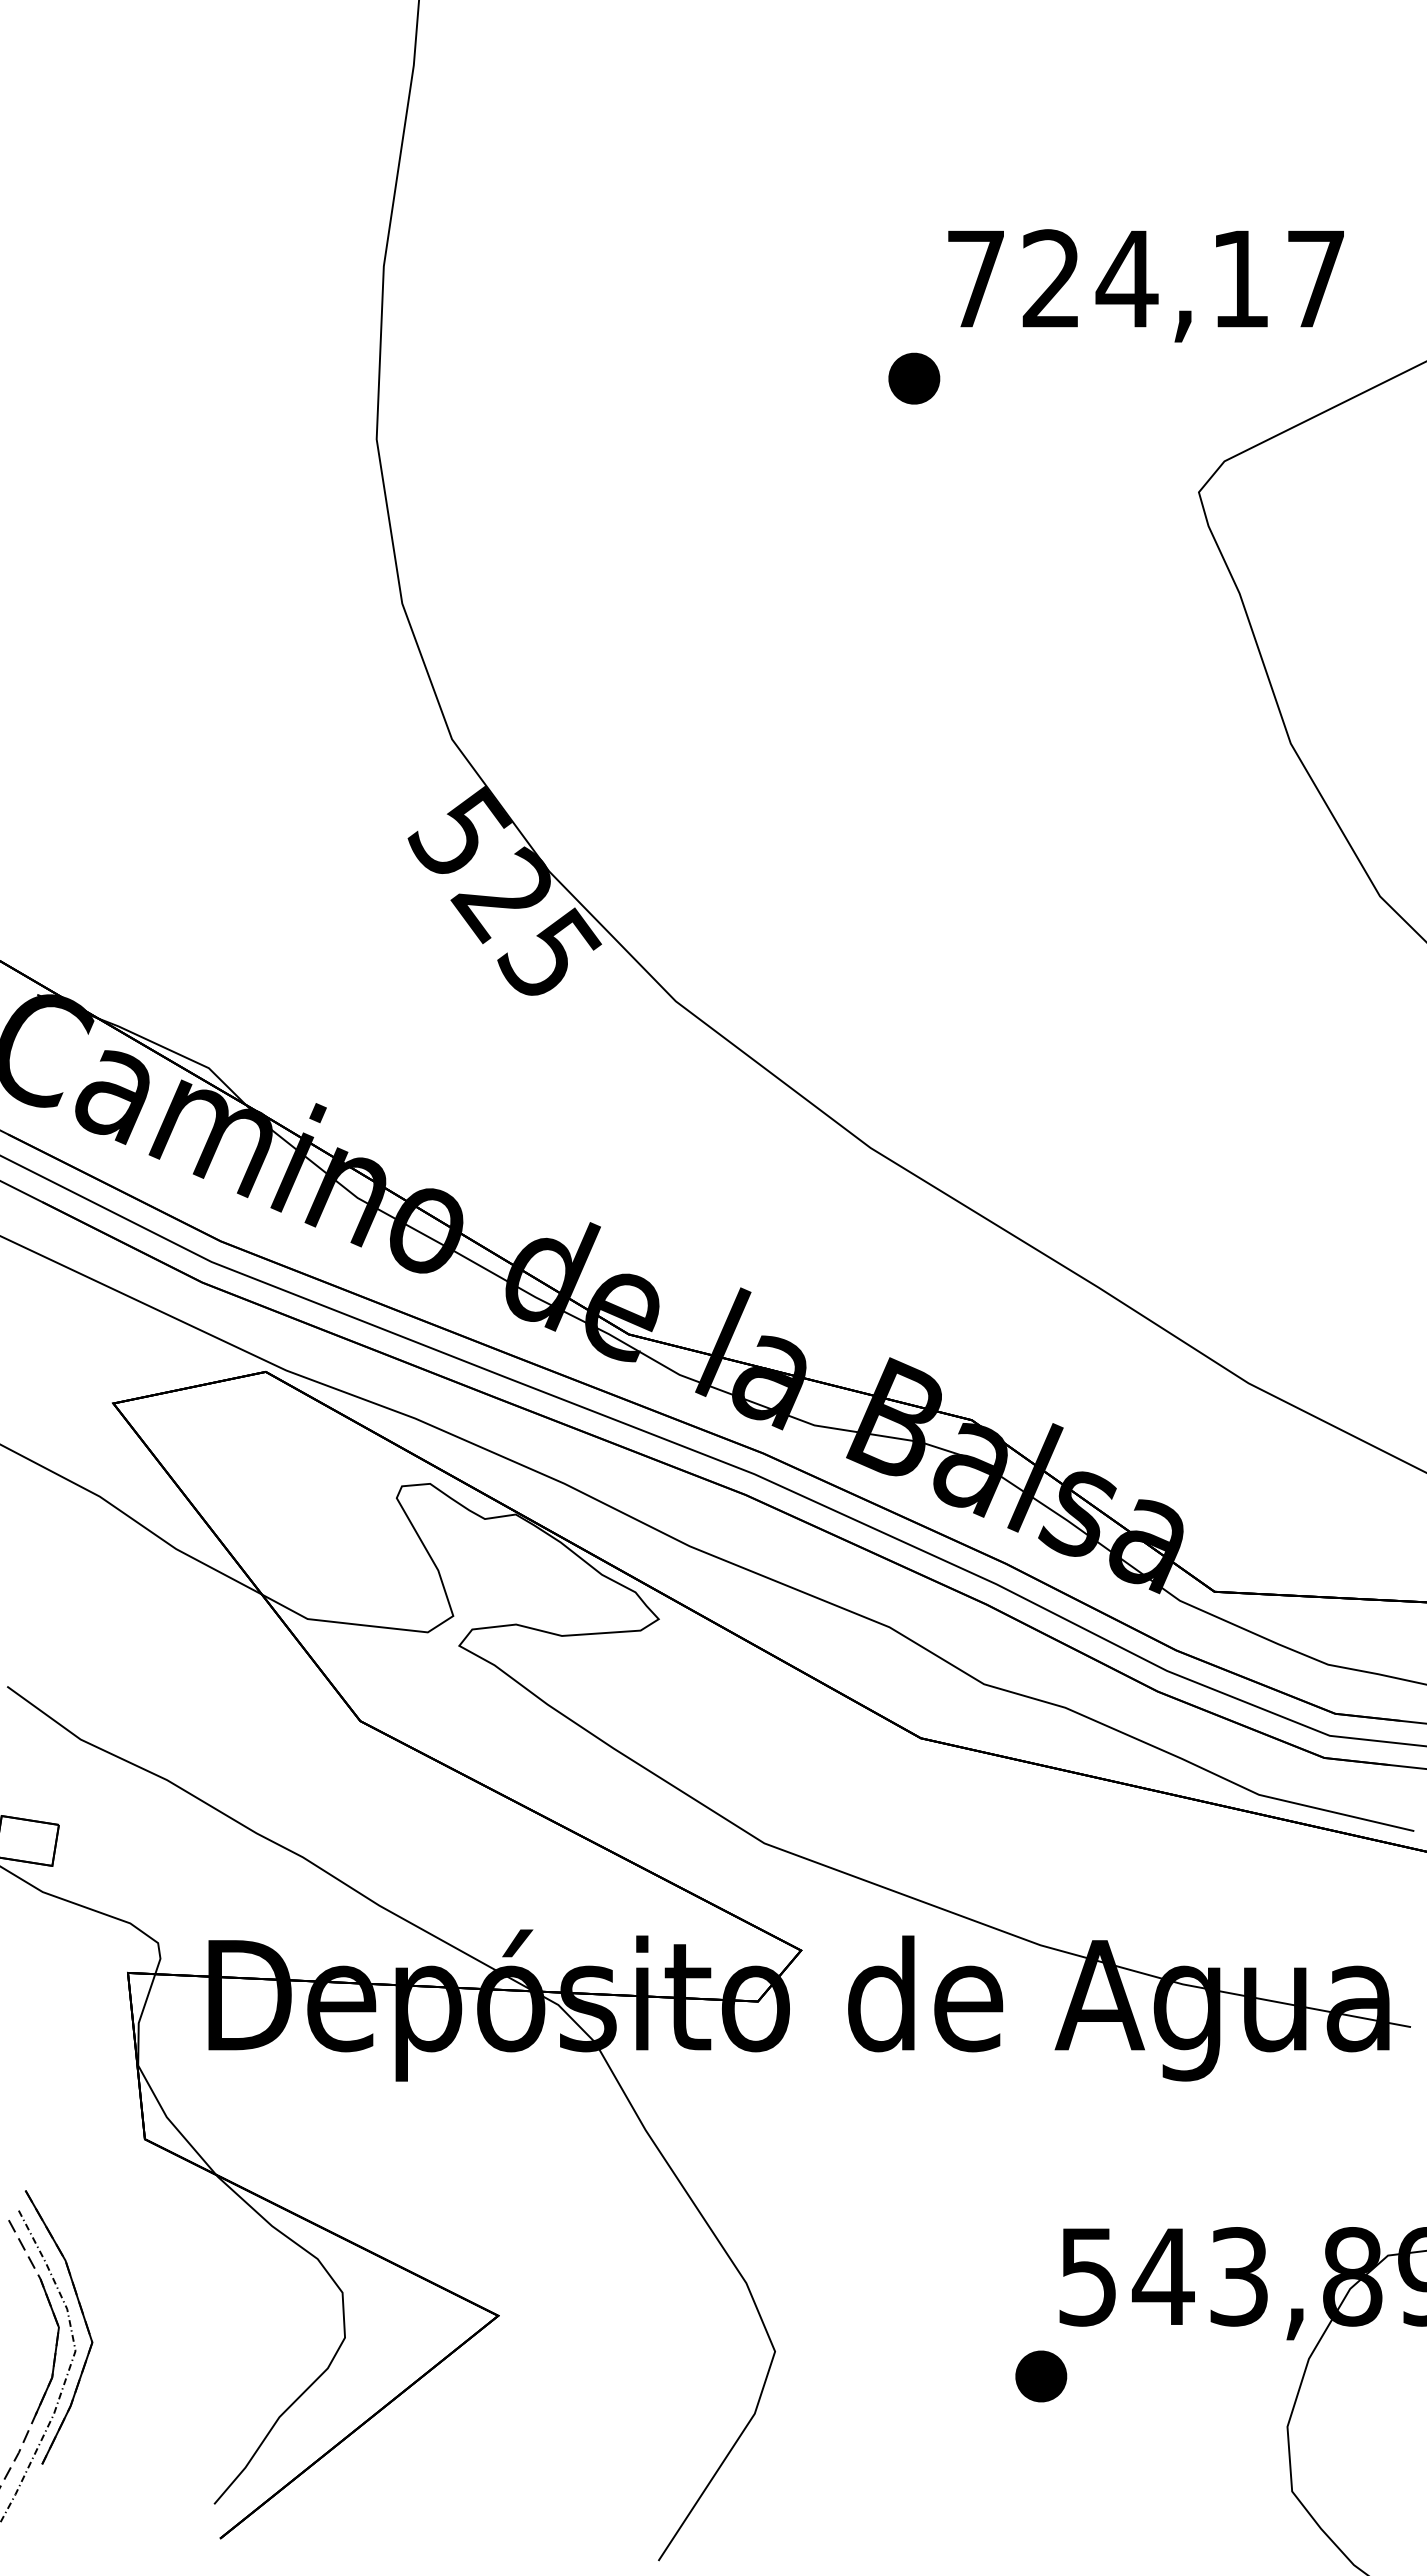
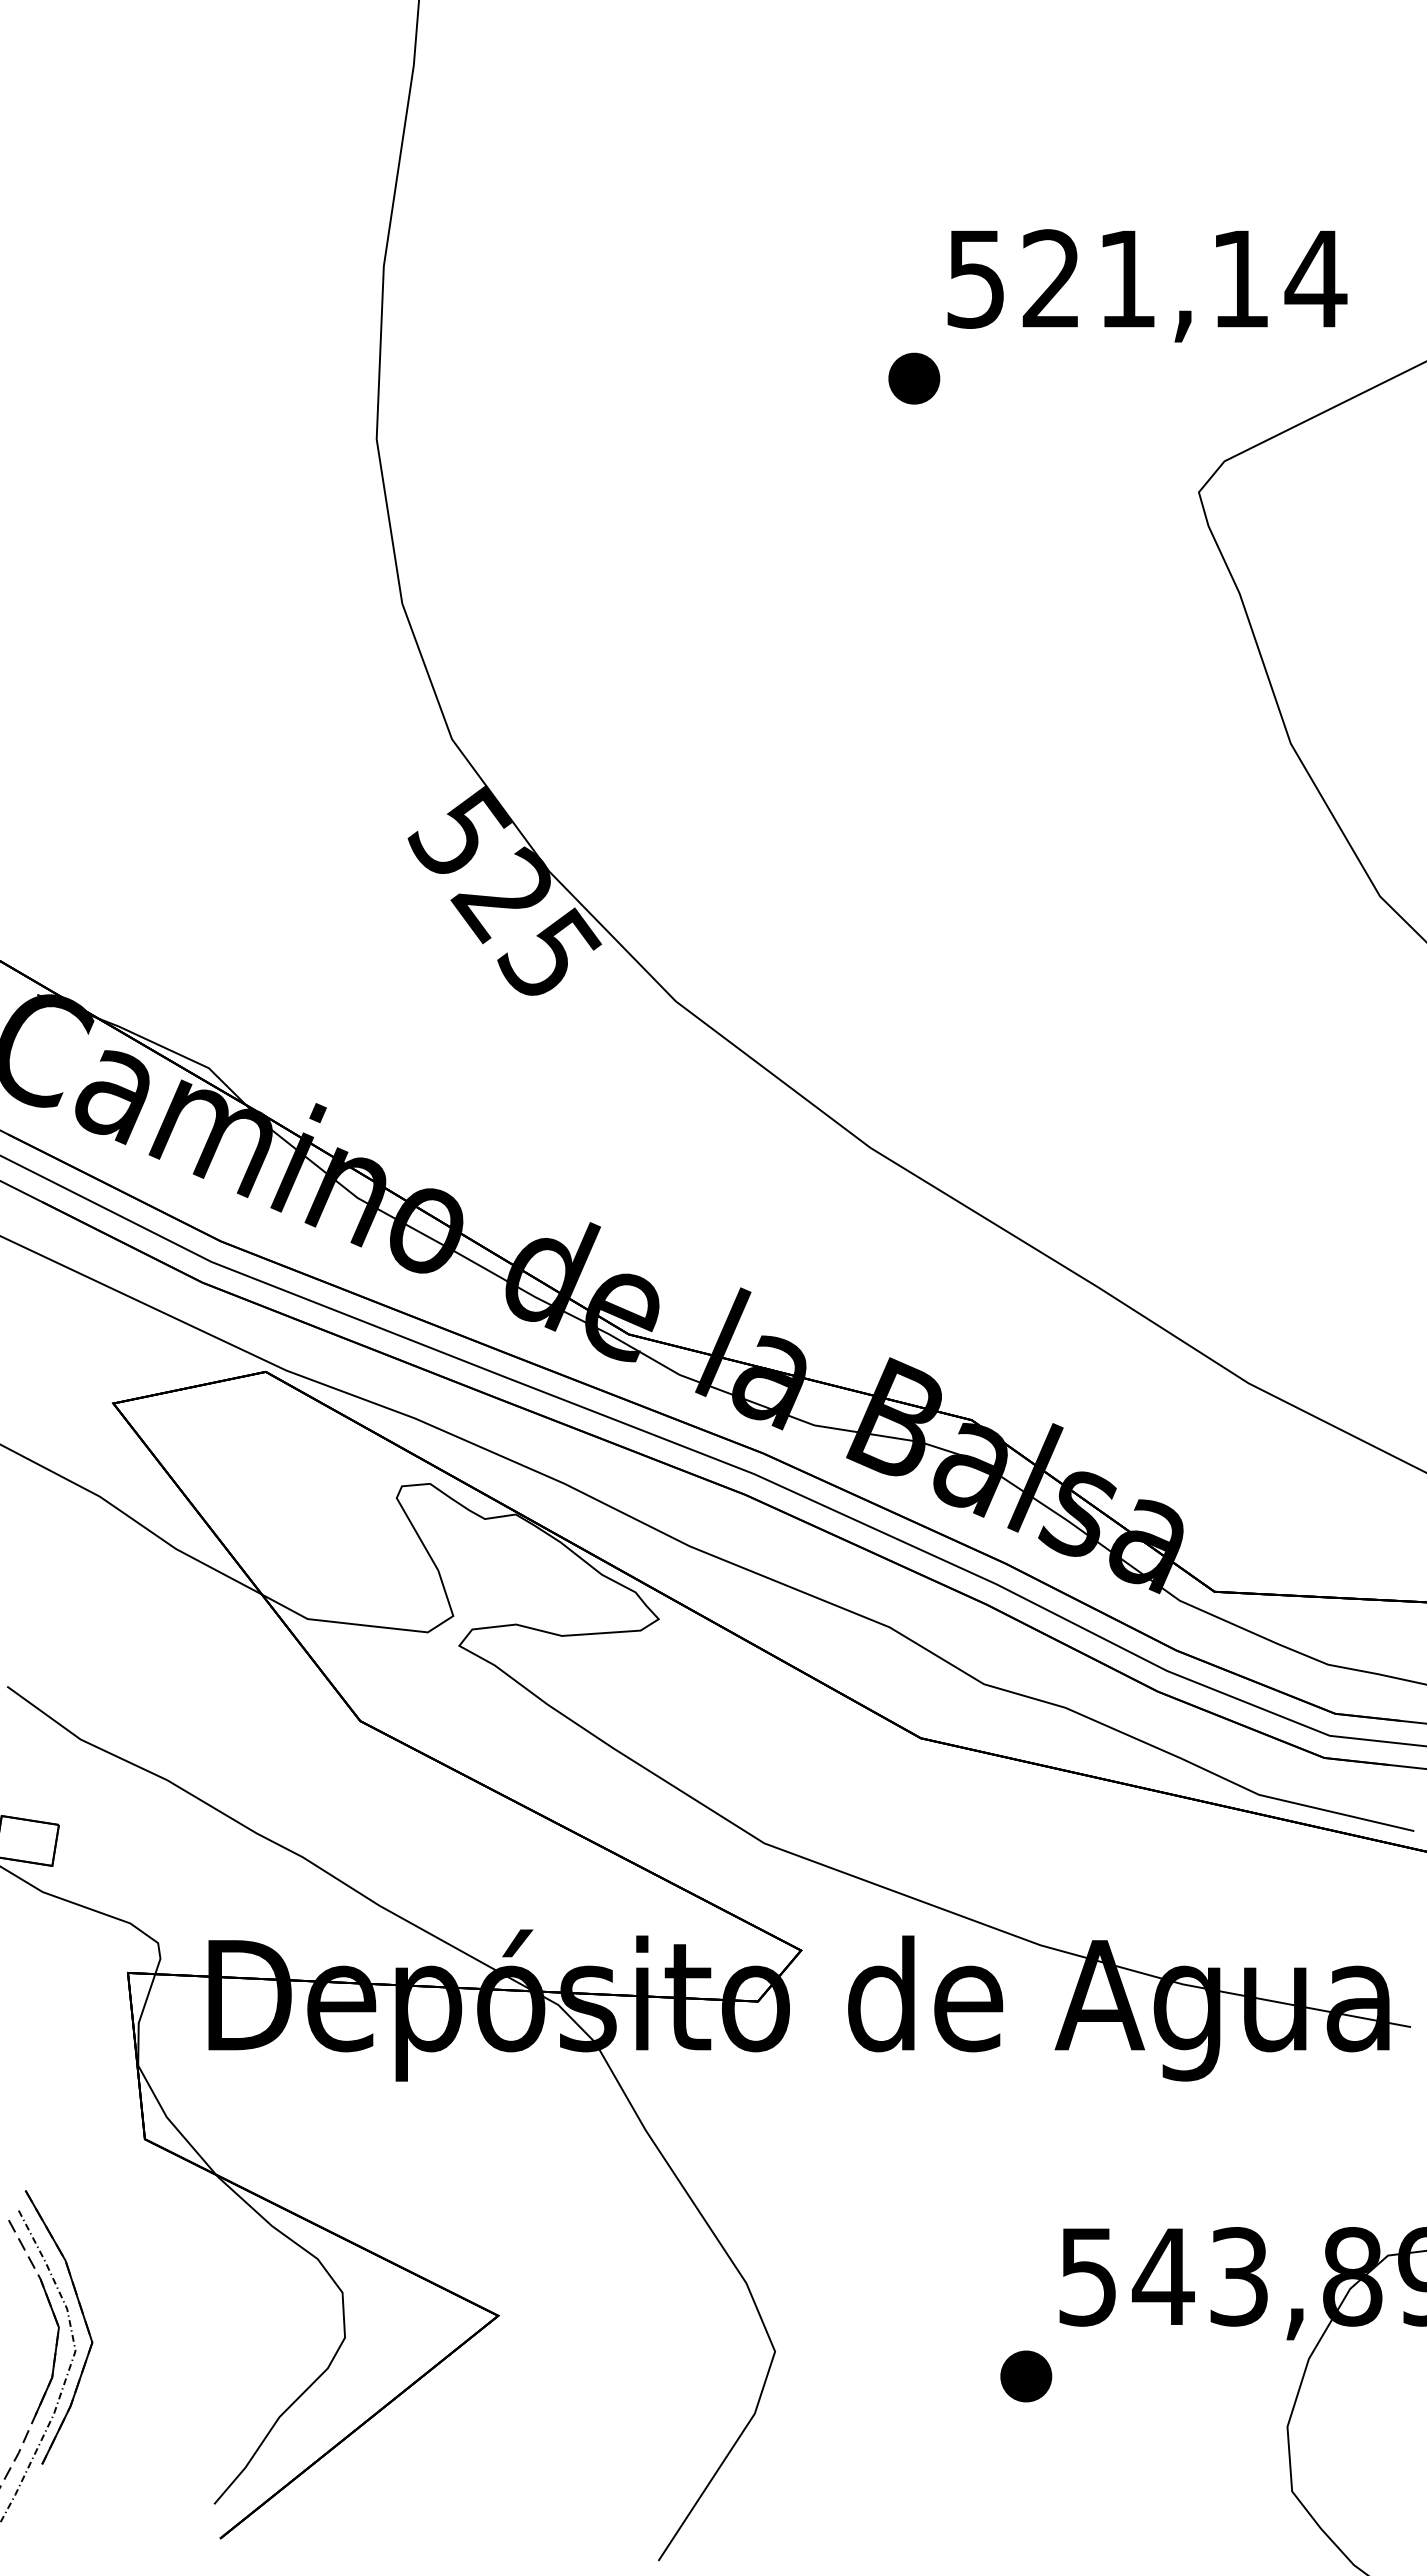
text: 724,17 -> 521,14 (1147, 279)
part position: (1041, 2376) -> (1026, 2376) (1026, 2376)
